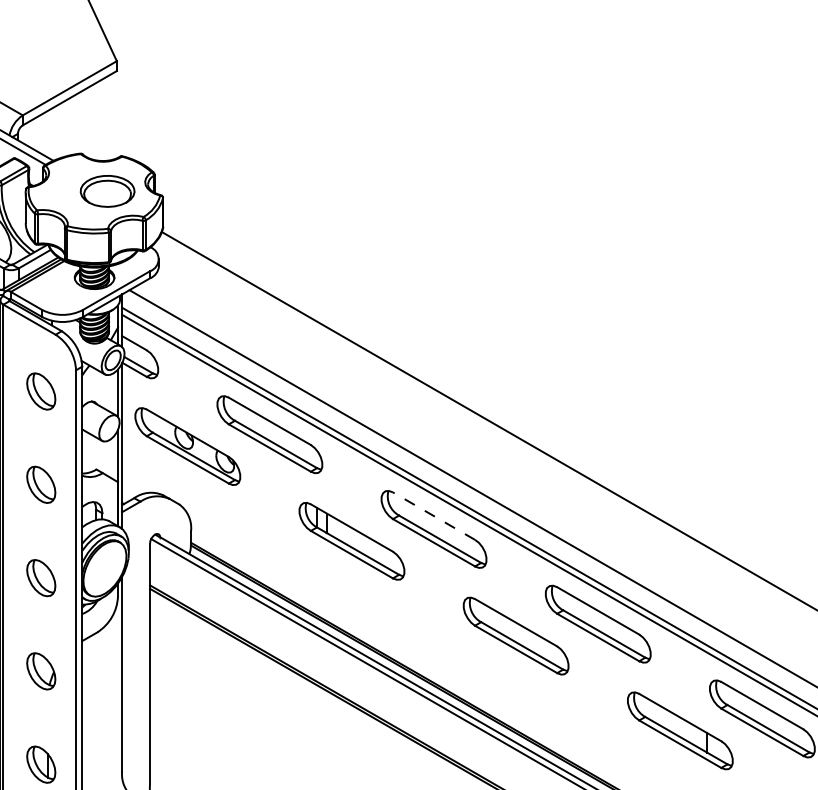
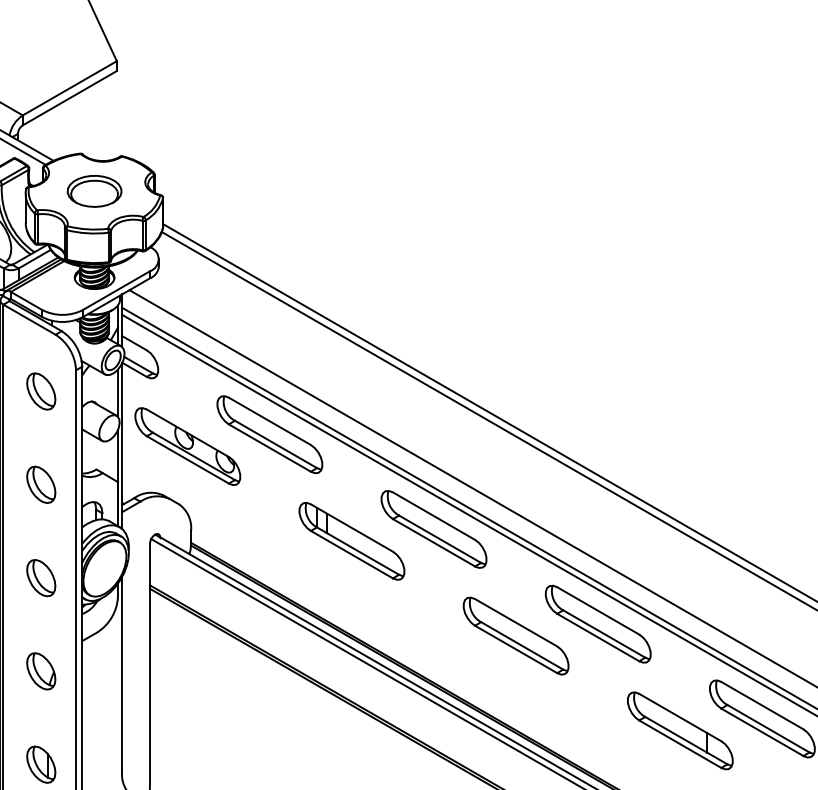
part position: (107, 191) -> (94, 191) (94, 191)
line: none -> present (488, 412)
line: dashed -> solid (433, 515)
